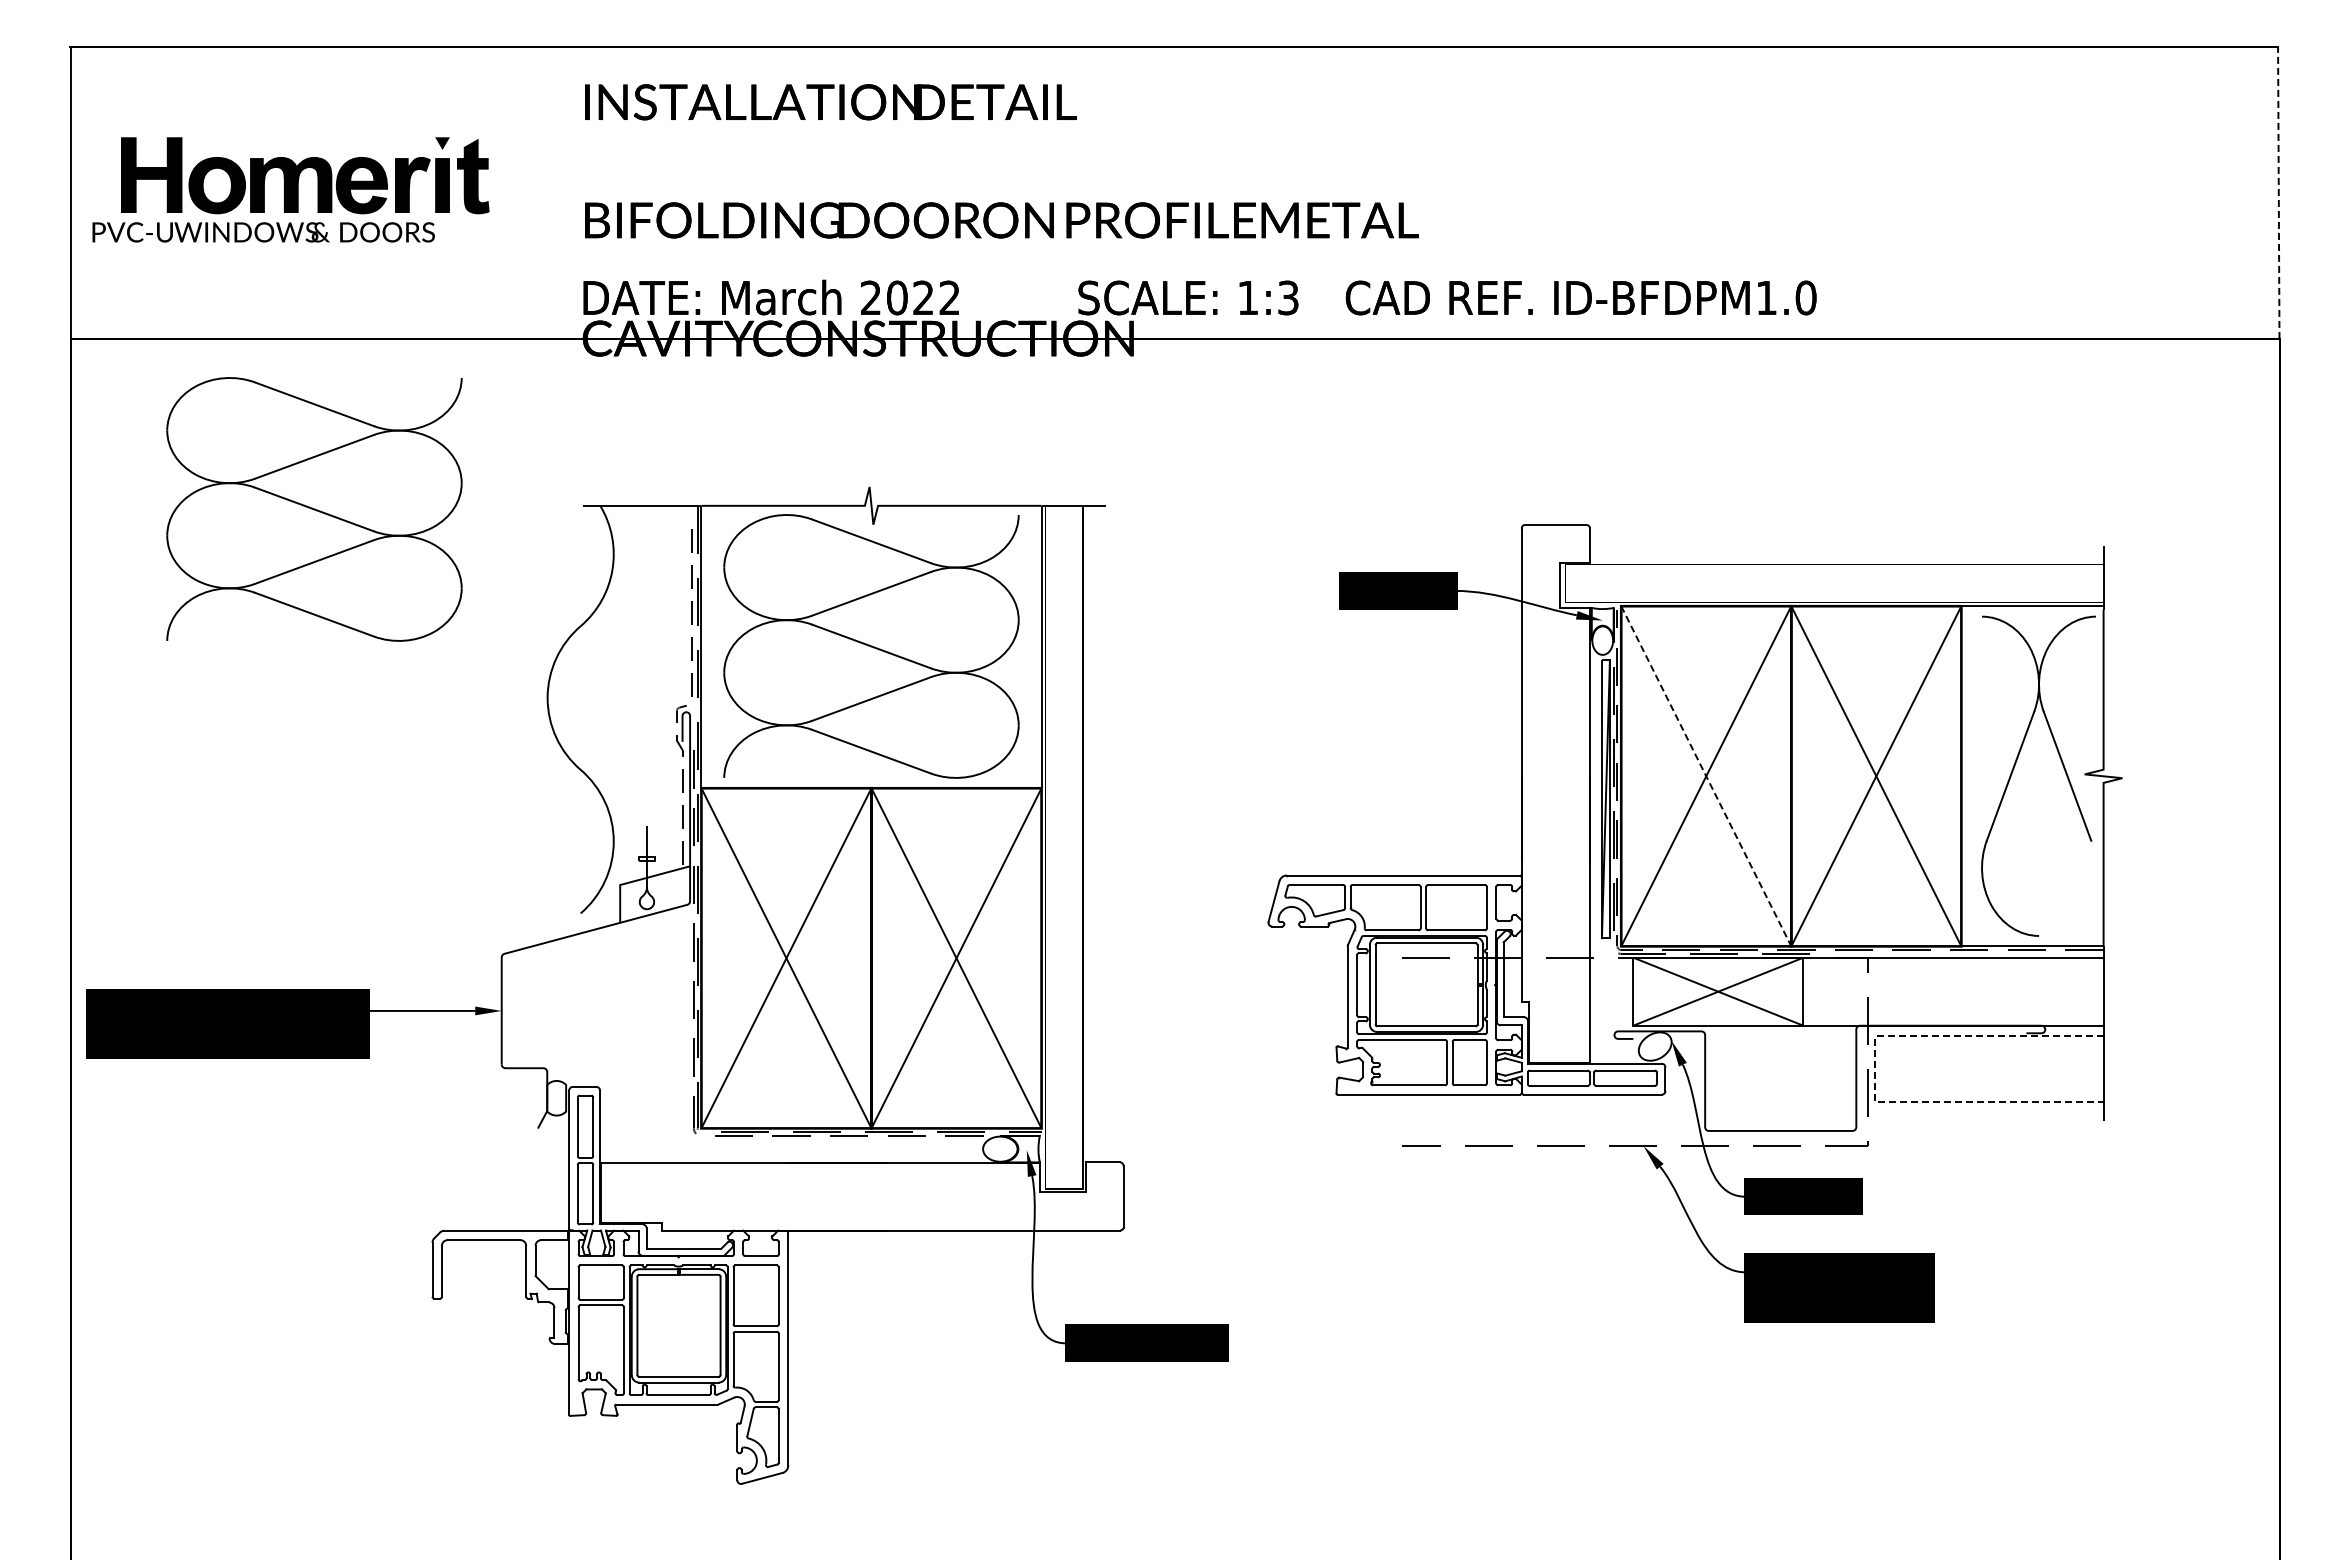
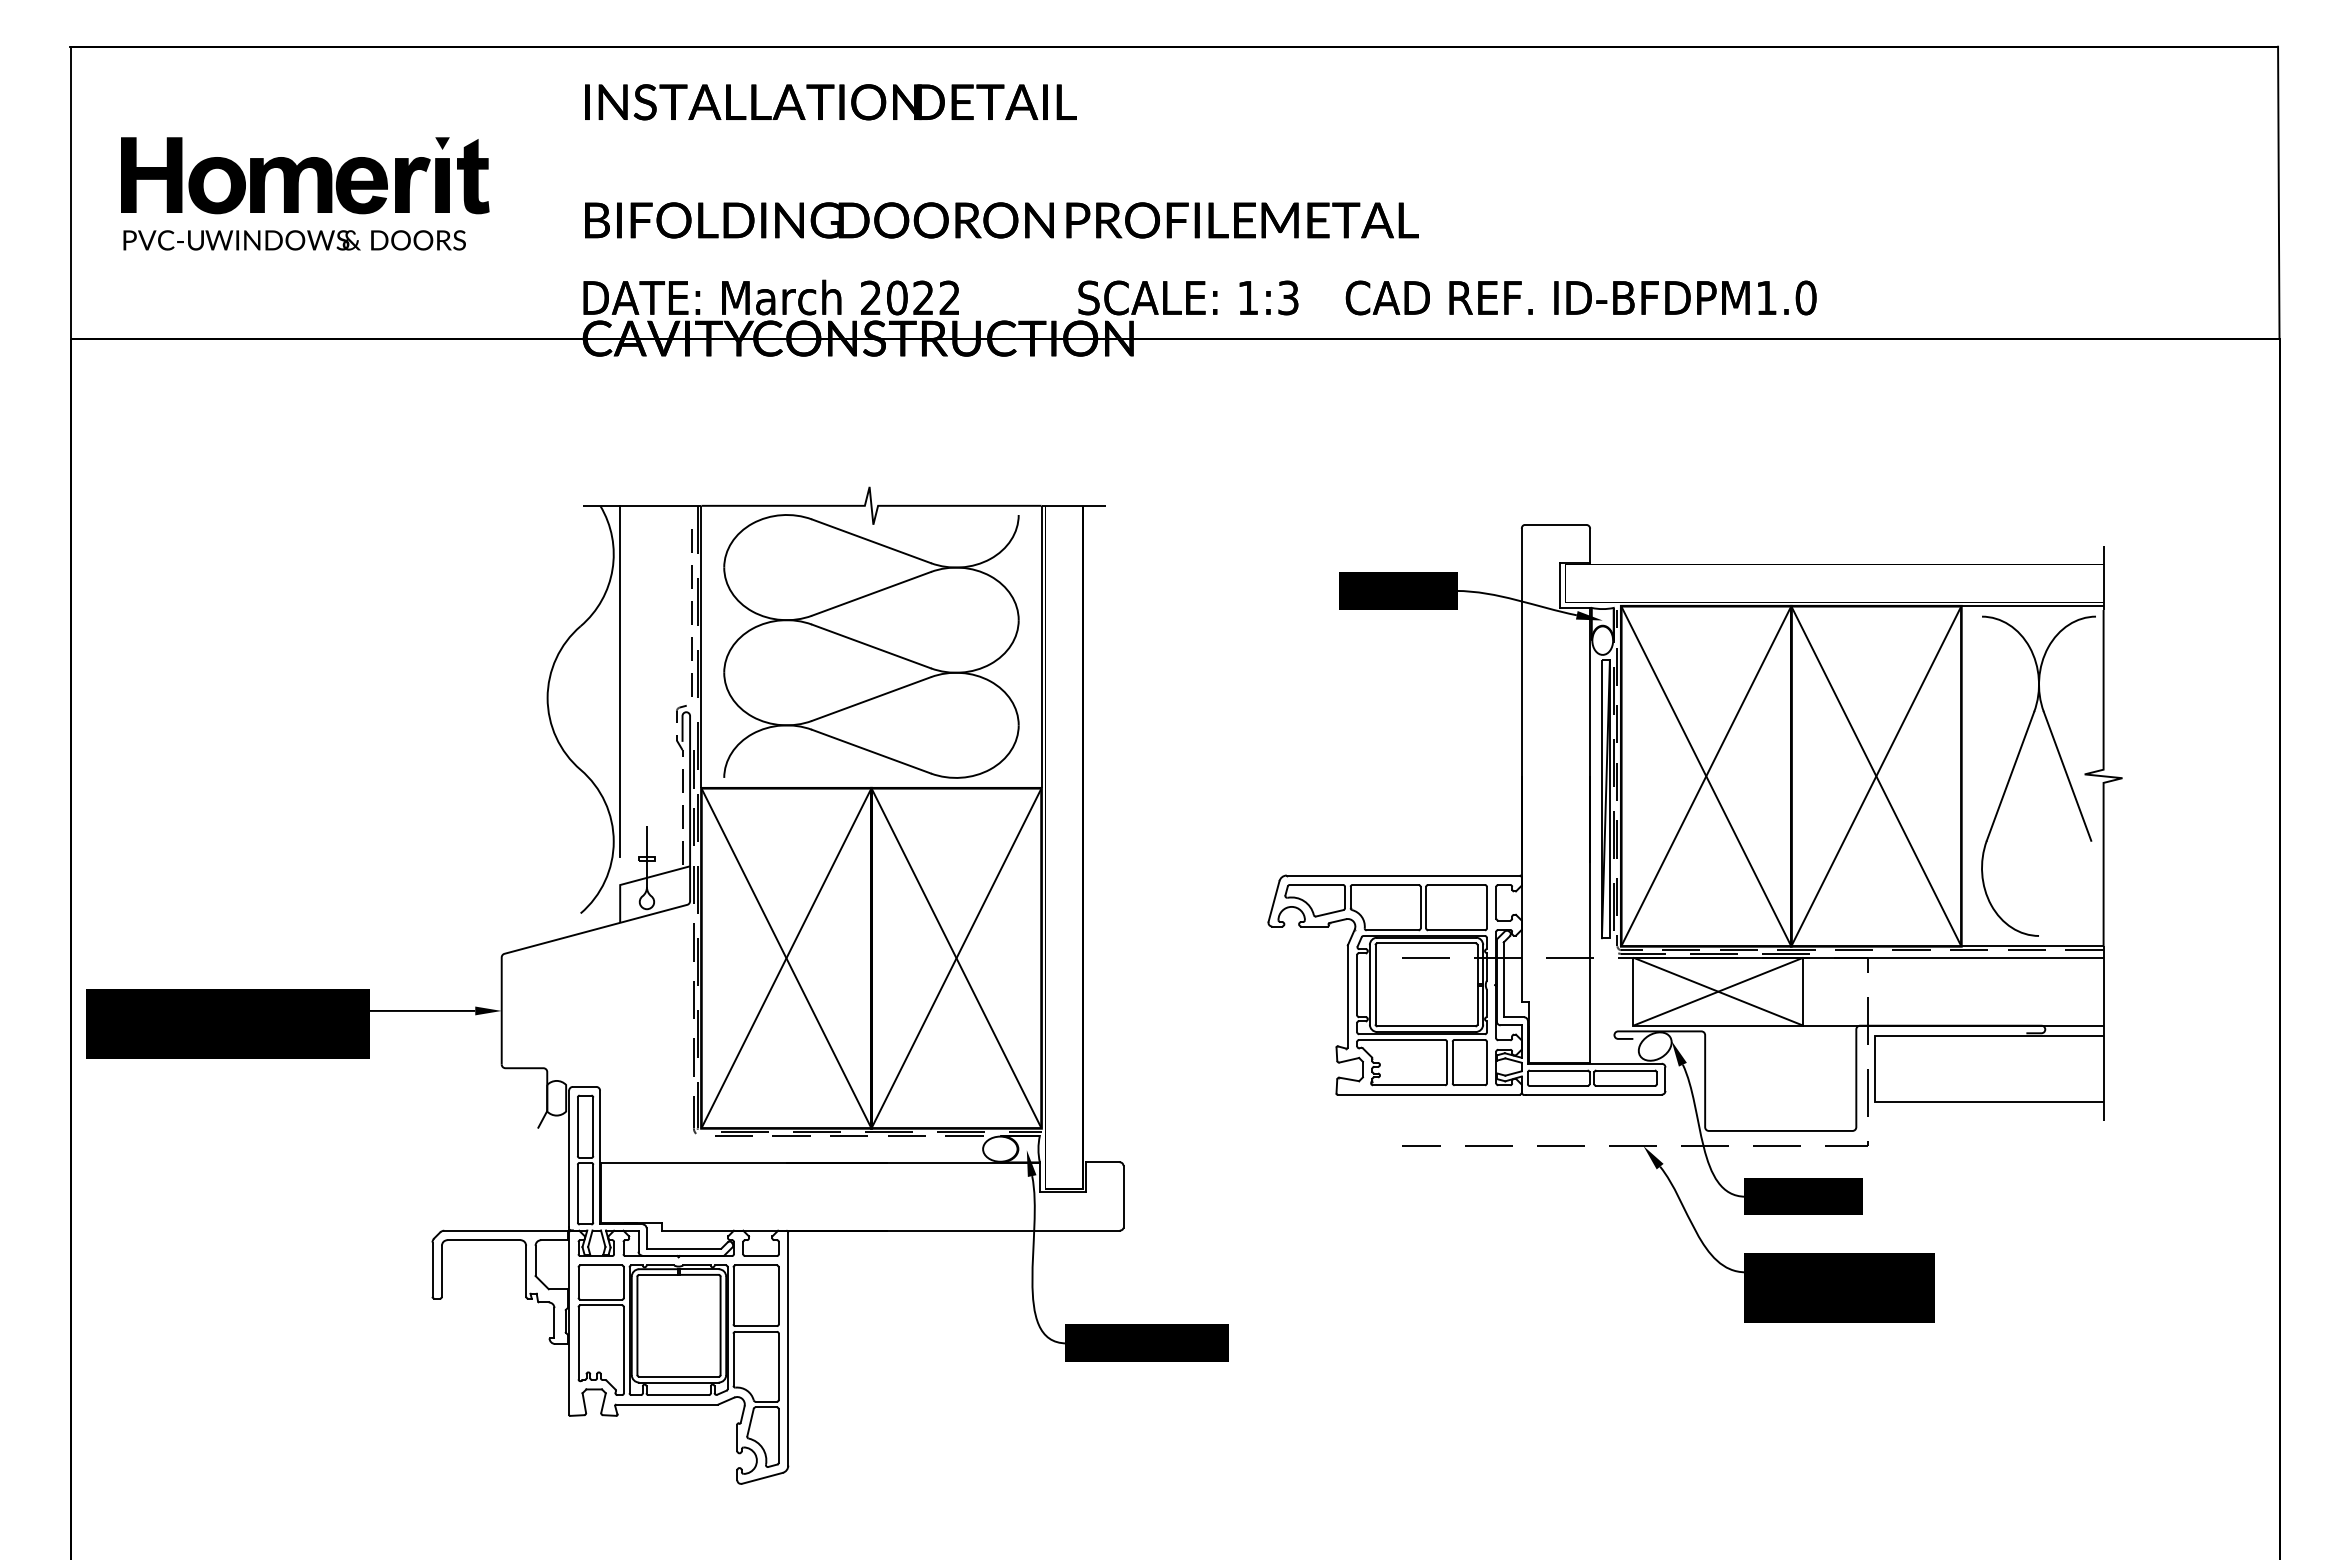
line: dashed -> solid (2278, 192)
text position: (263, 232) -> (294, 240) (294, 240)
part: present -> none (314, 509)
line: none -> present (620, 680)
line: dashed -> solid (1706, 776)
line: dashed -> solid (1875, 1069)
